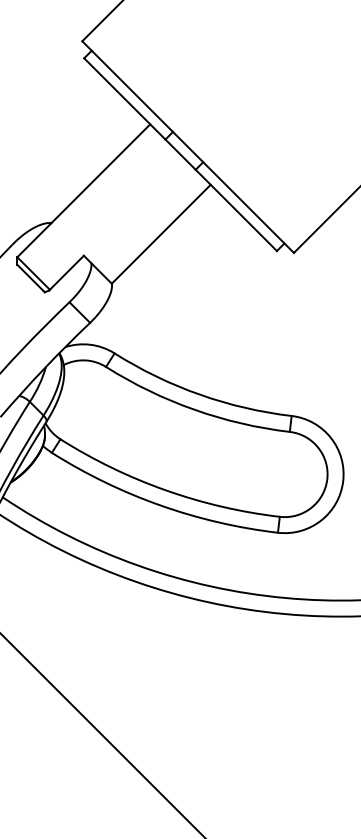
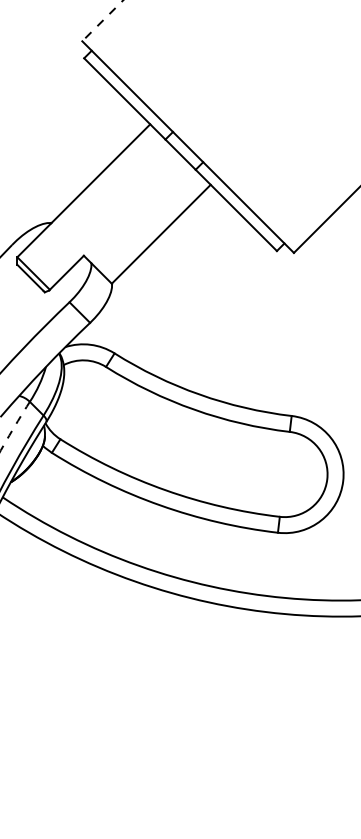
line: solid -> dashed (102, 20)
arc: solid -> dashed (14, 426)
line: present -> none (102, 735)
